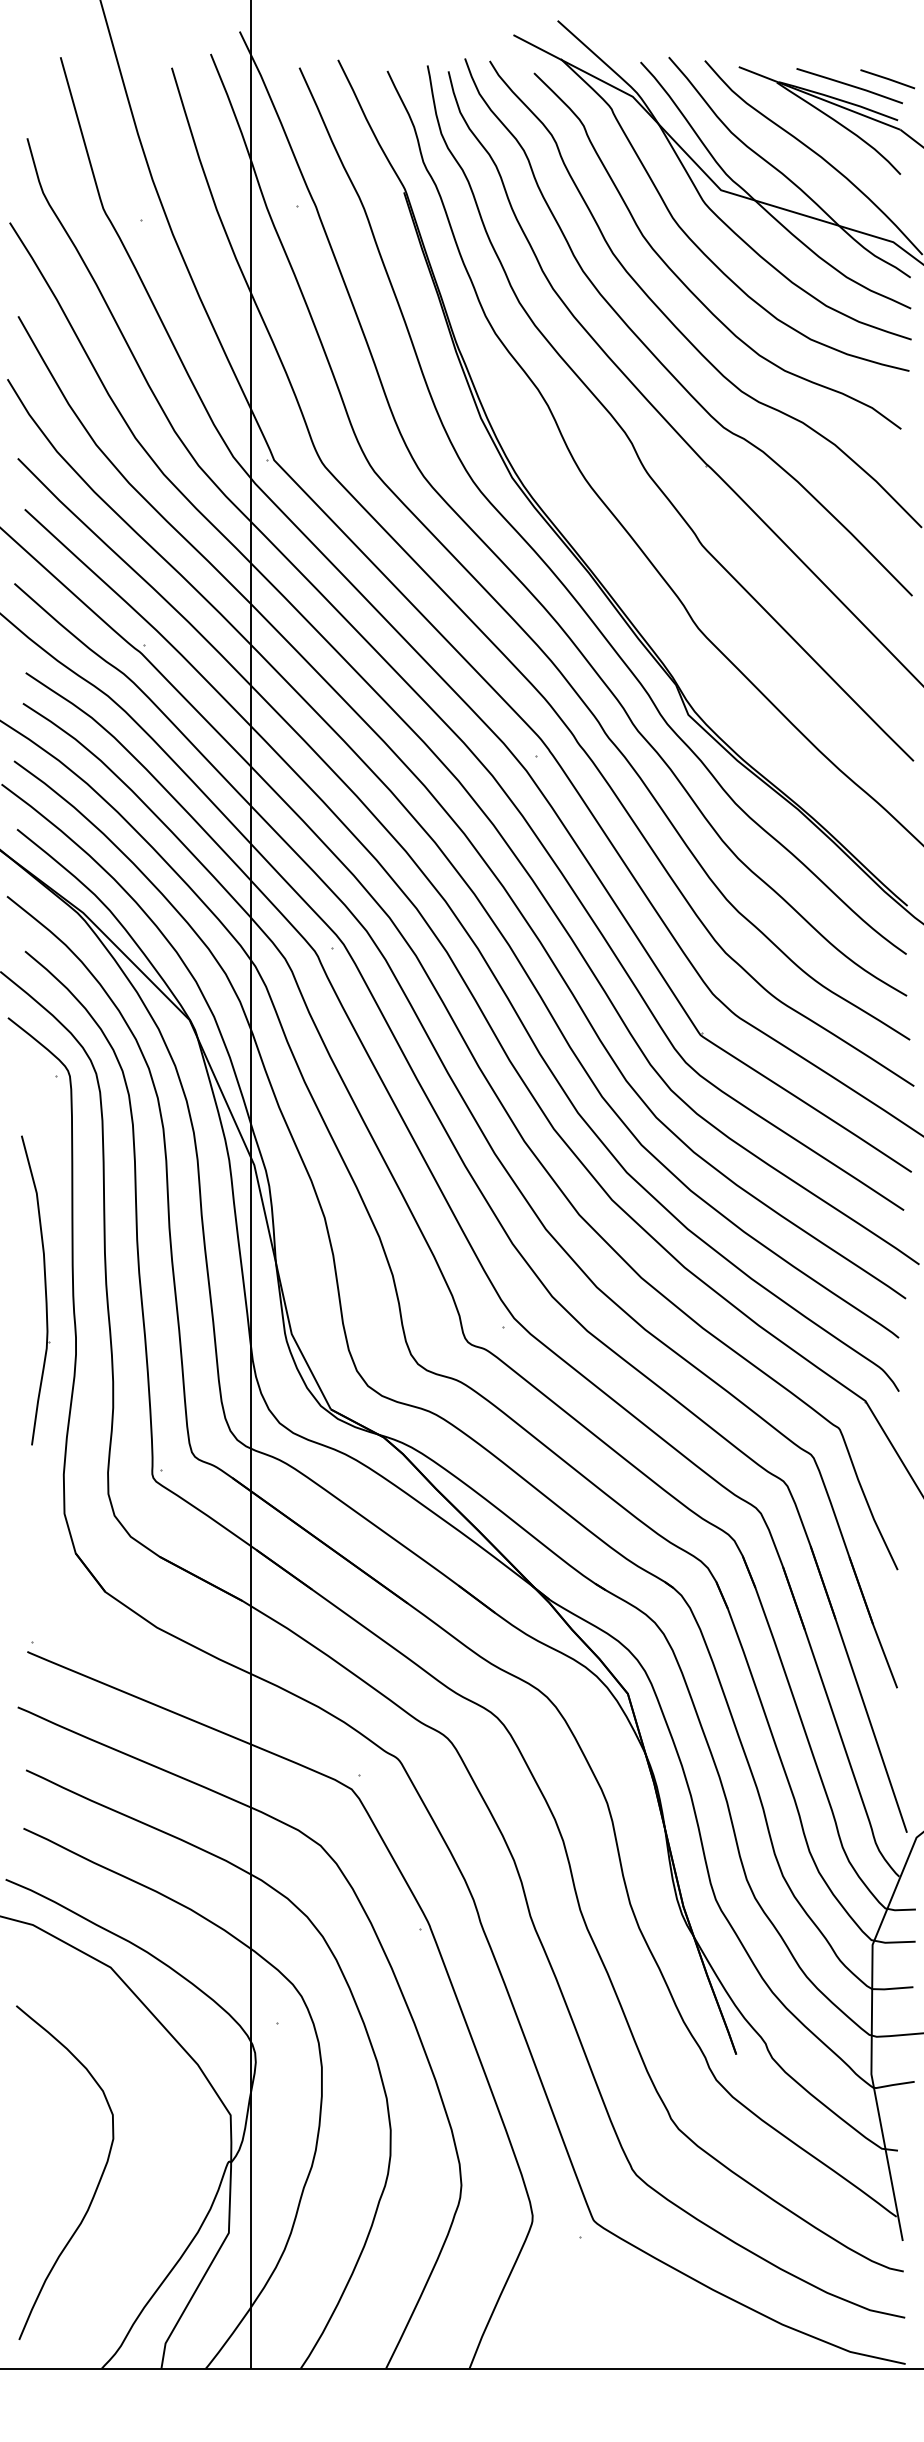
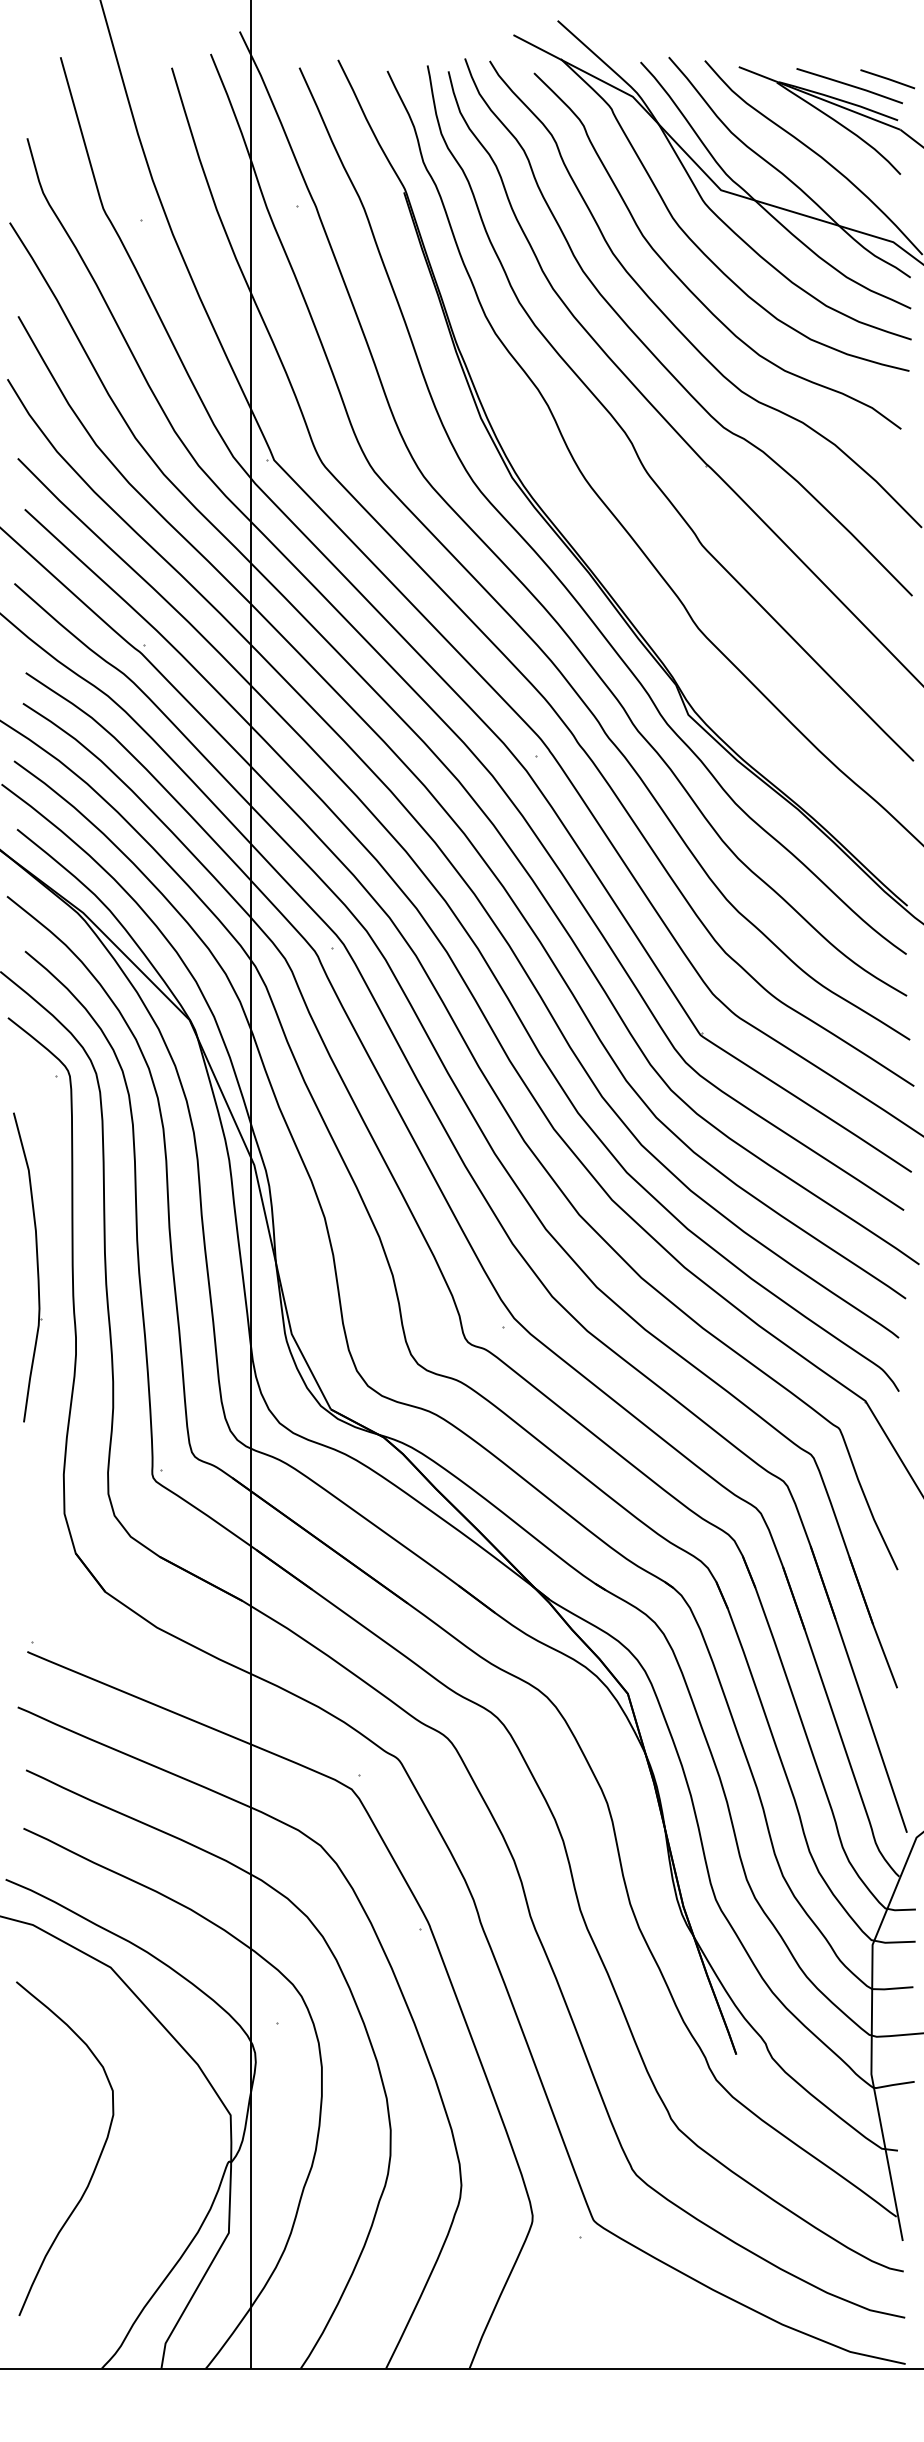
part position: (44, 1288) -> (36, 1265) (36, 1265)
curve position: (96, 2186) -> (96, 2162) (96, 2162)
